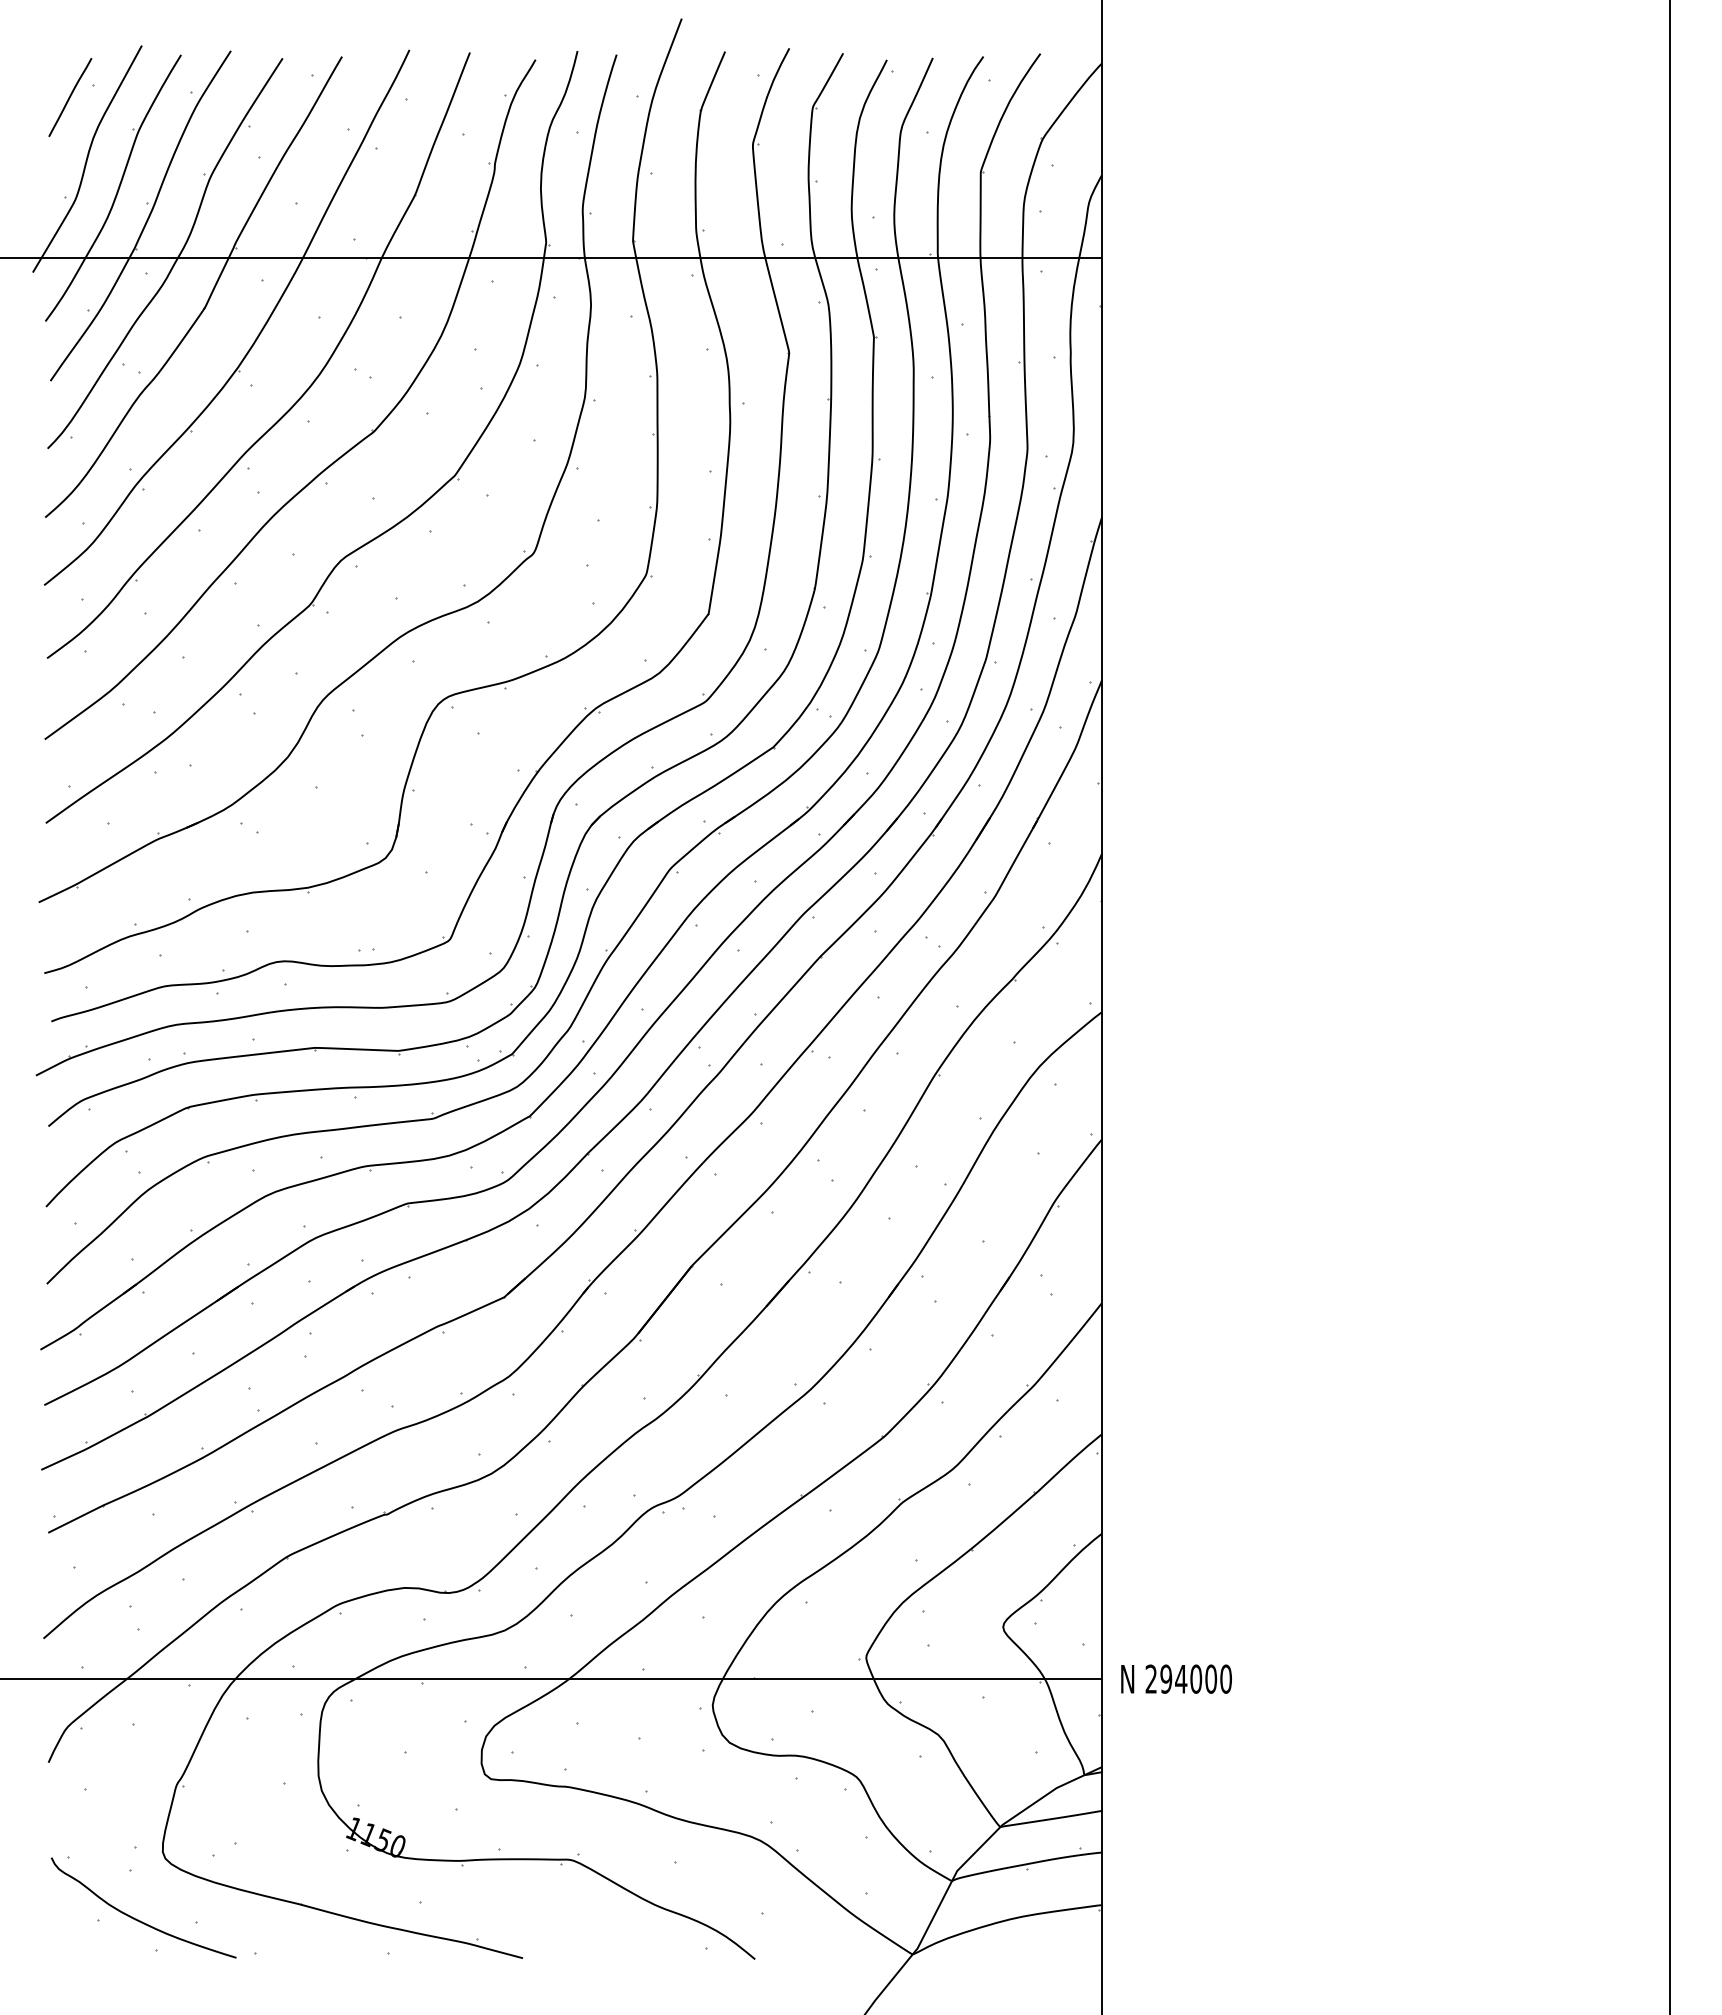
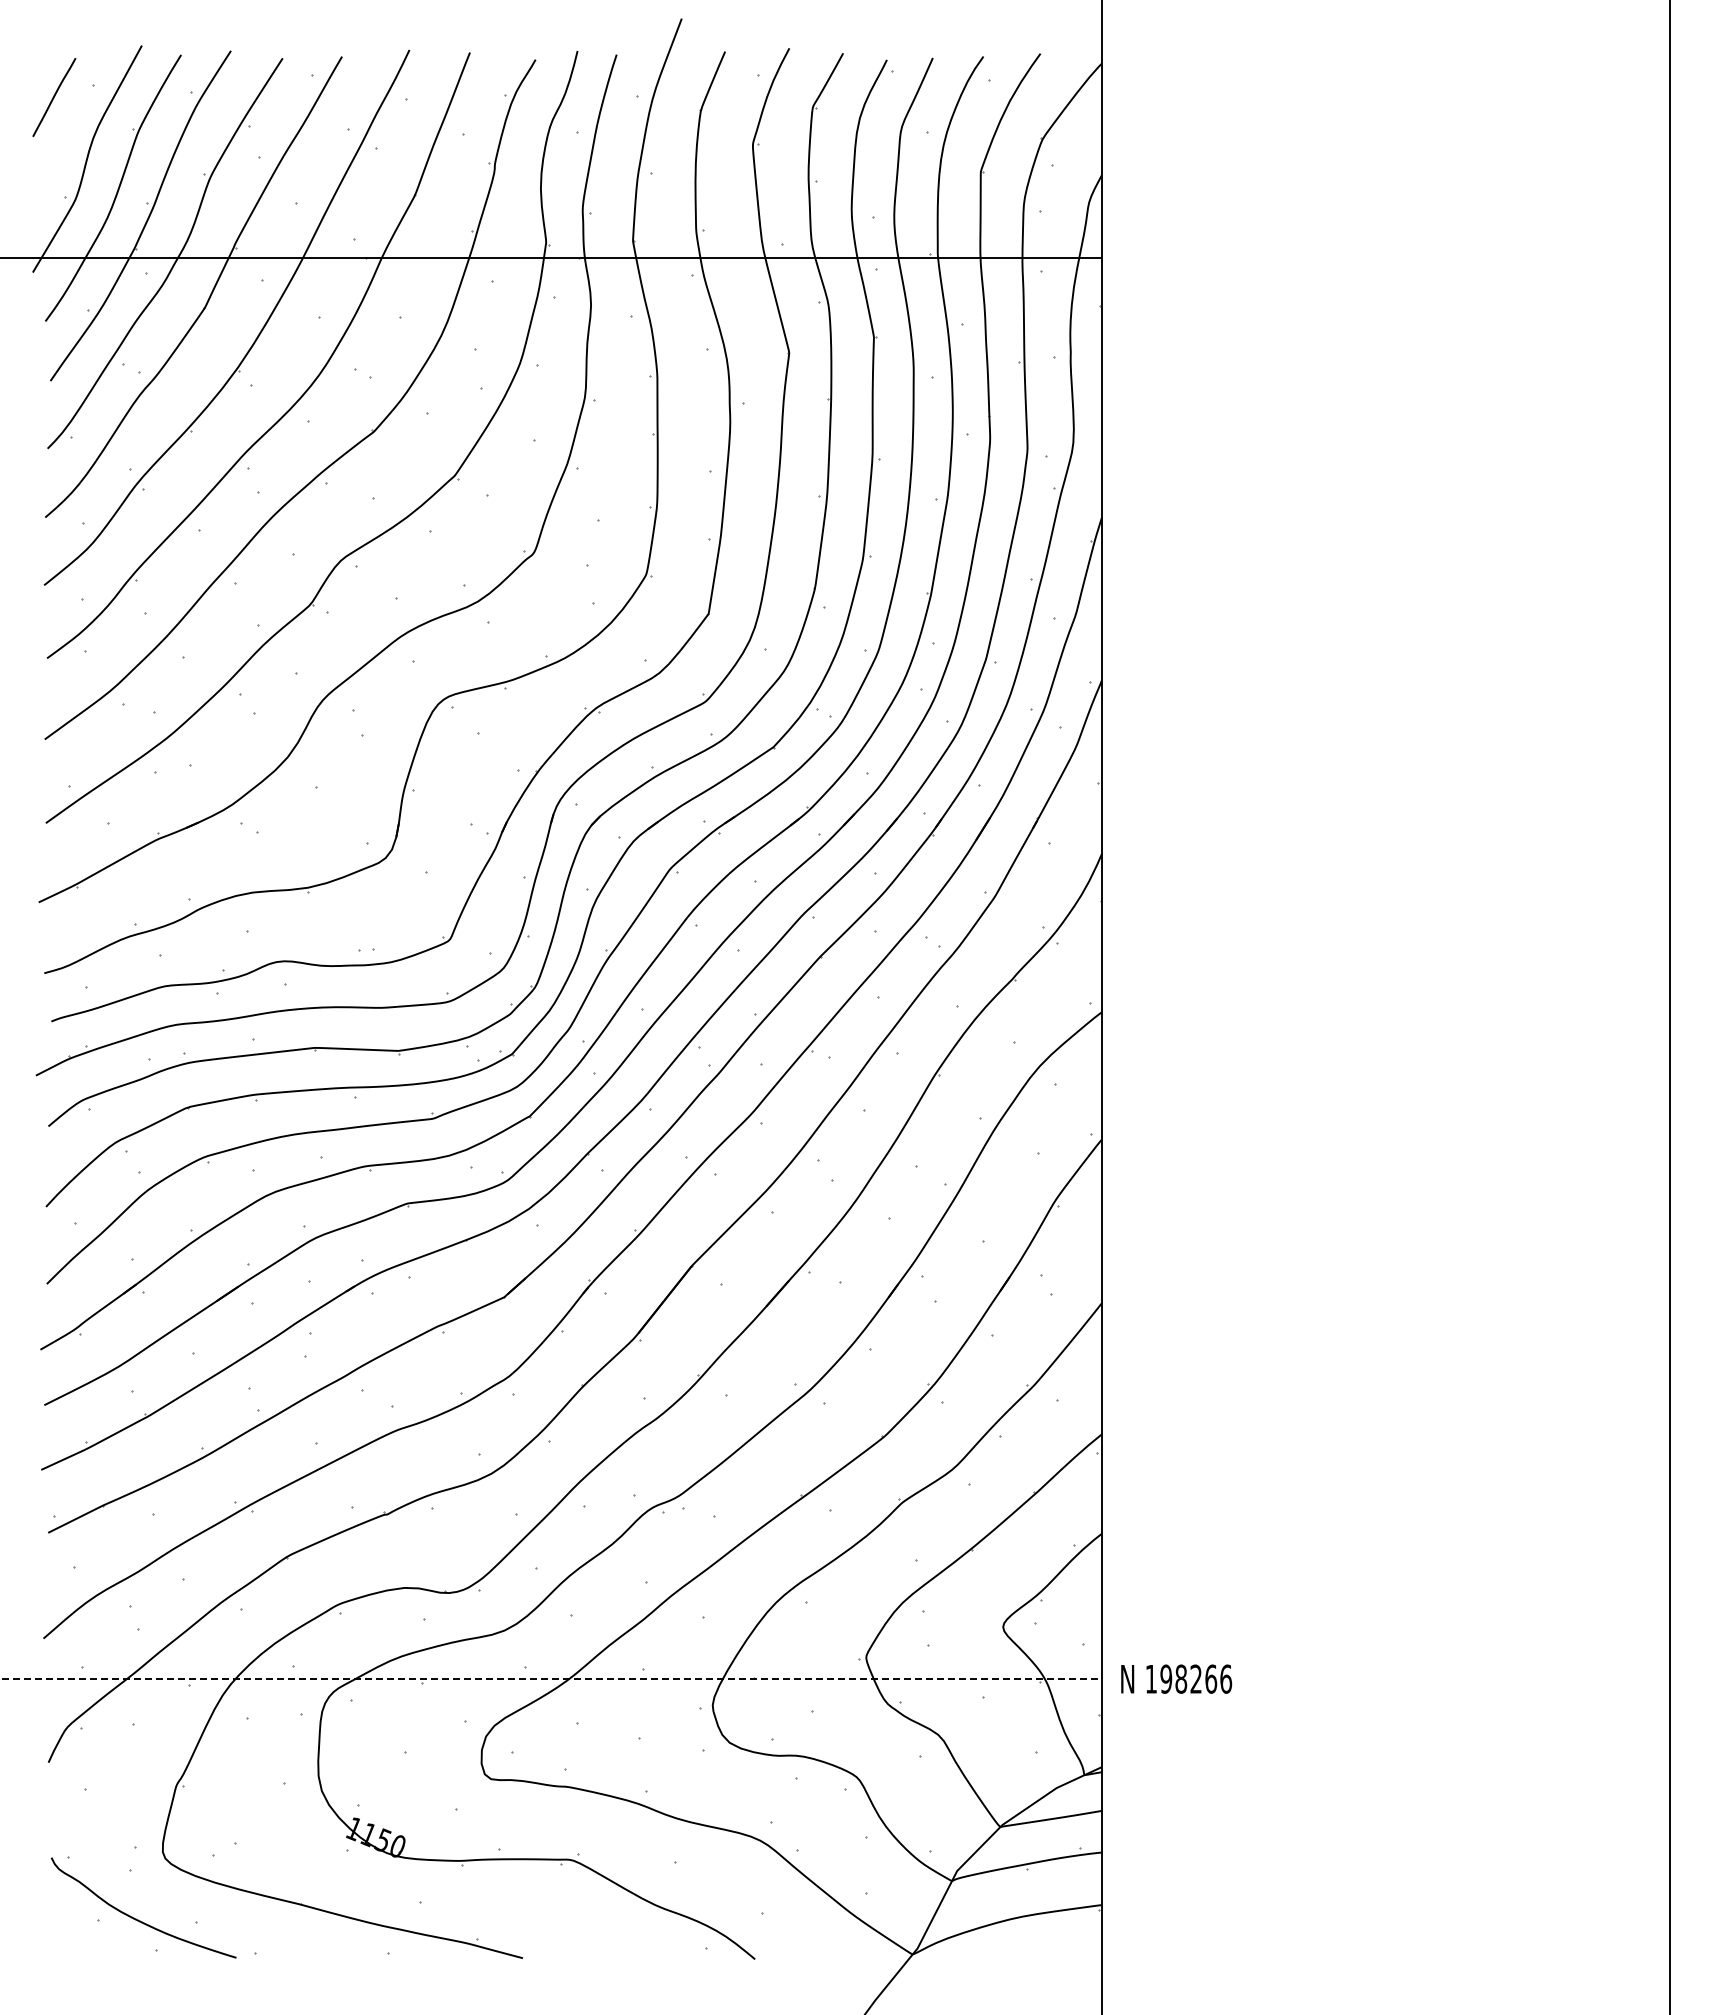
line position: (70, 97) -> (54, 97) (54, 97)
text: 294000 -> 198266 (1188, 1678)
line: solid -> dashed (551, 1679)
